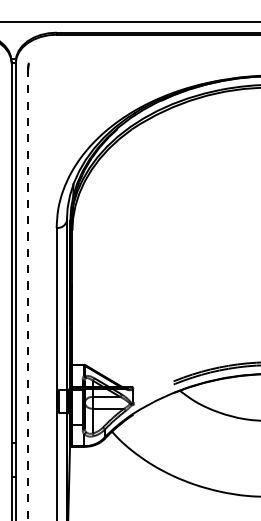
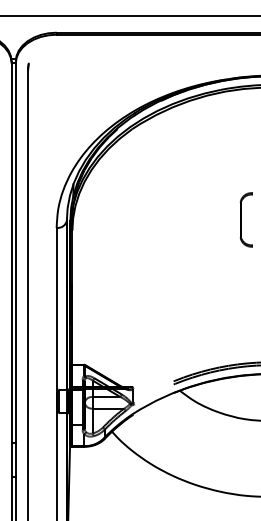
line position: (129, 21) -> (129, 15) (129, 15)
part: none -> present (246, 219)
line: dashed -> solid (28, 294)
